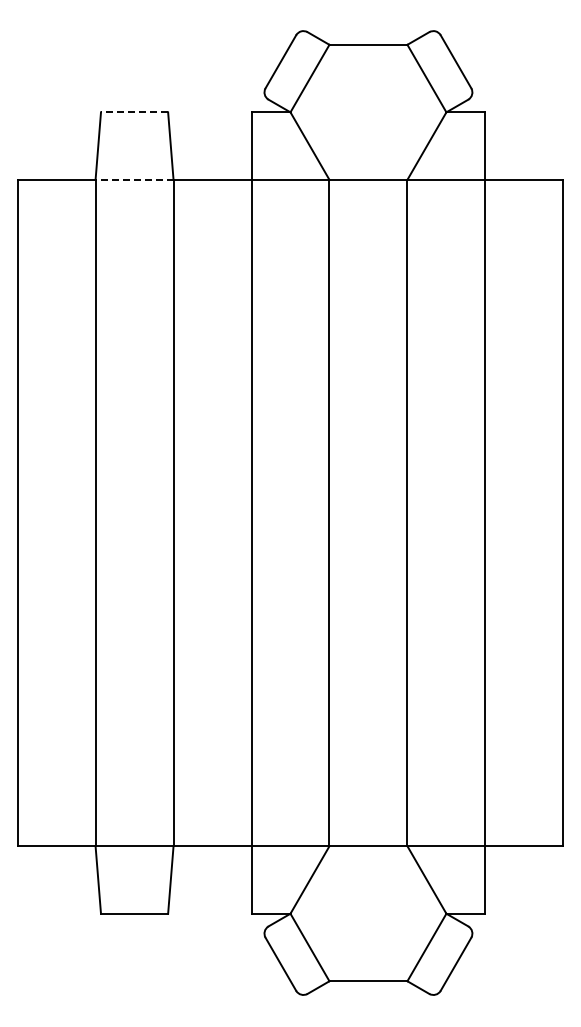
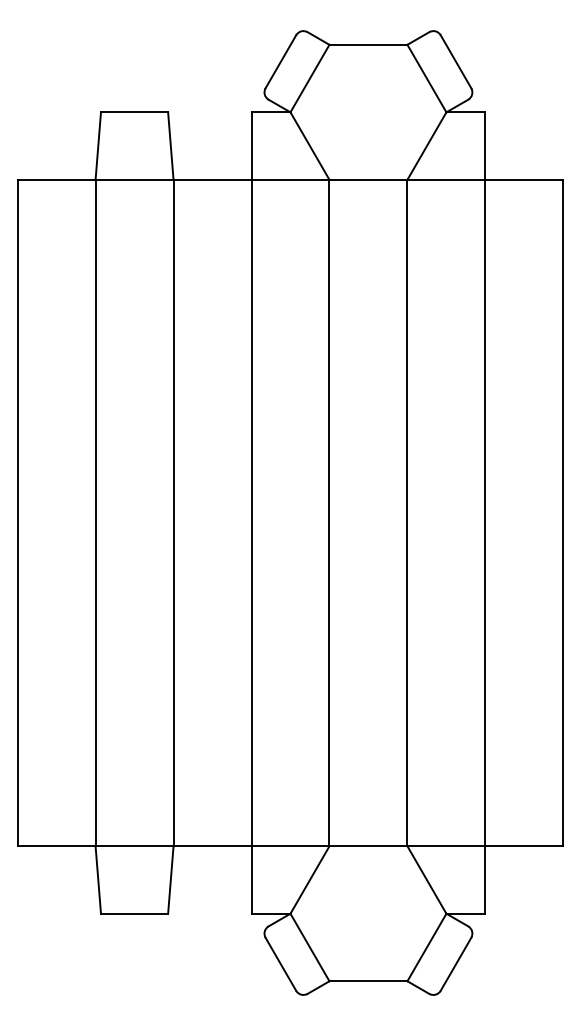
line: dashed -> solid (134, 112)
line: dashed -> solid (134, 179)
